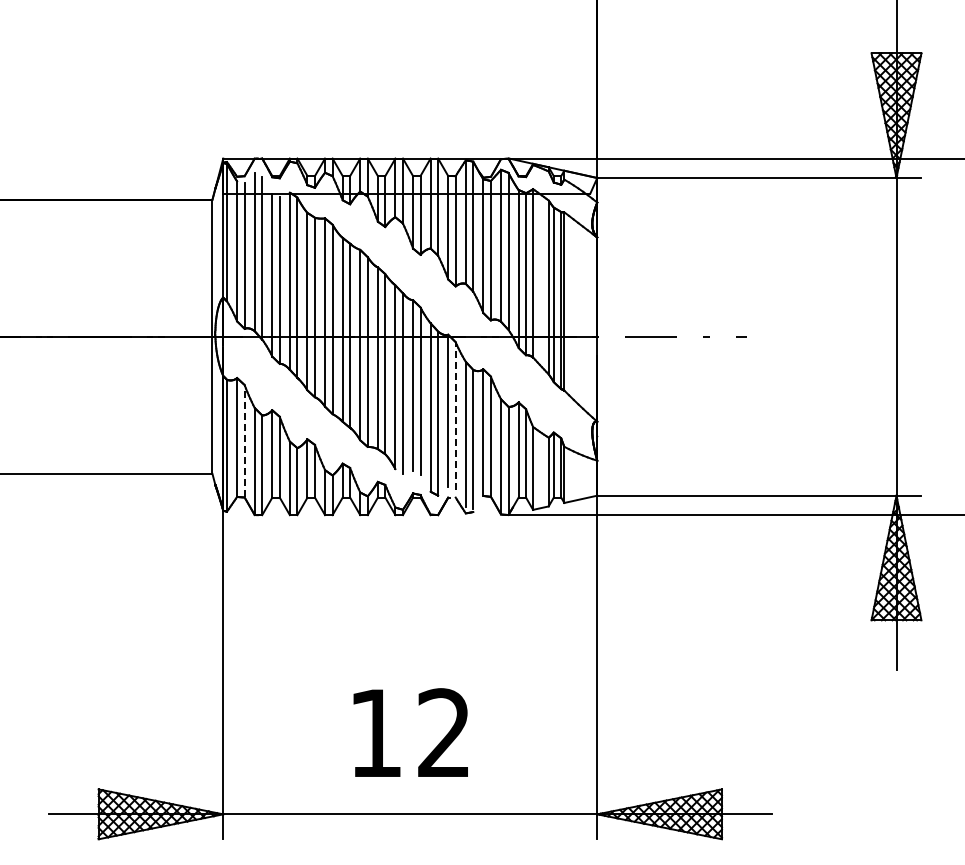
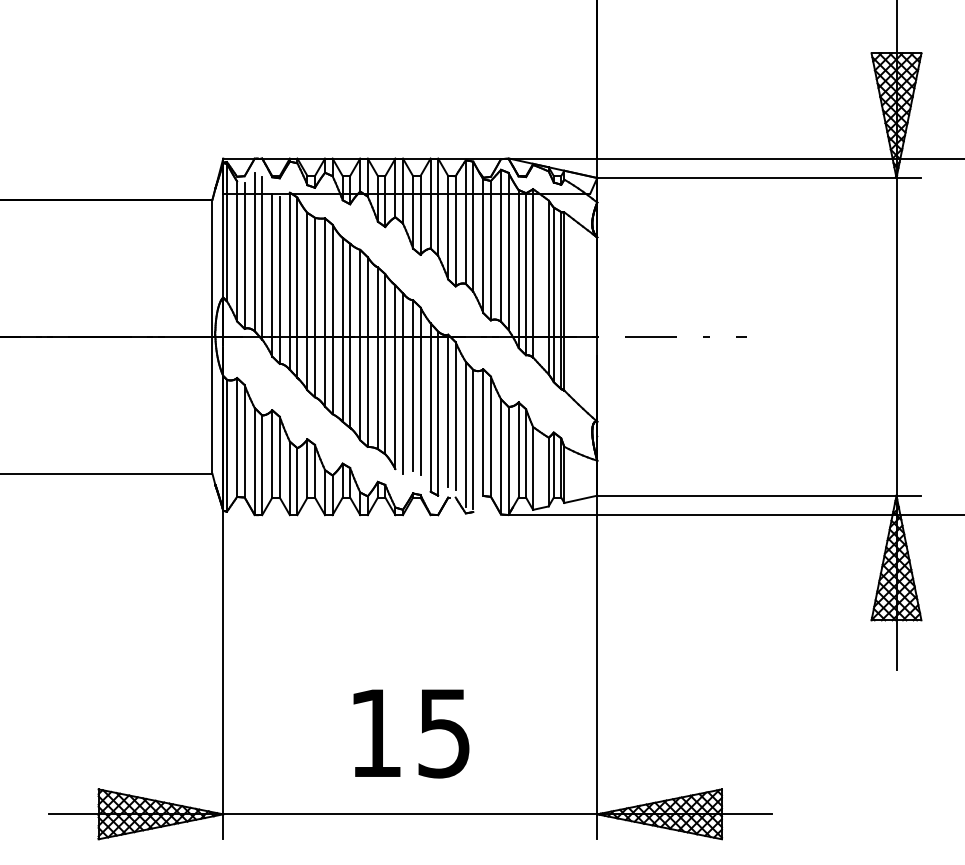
line: dashed -> solid (455, 415)
line: dashed -> solid (244, 440)
text: 12 -> 15 (443, 733)
